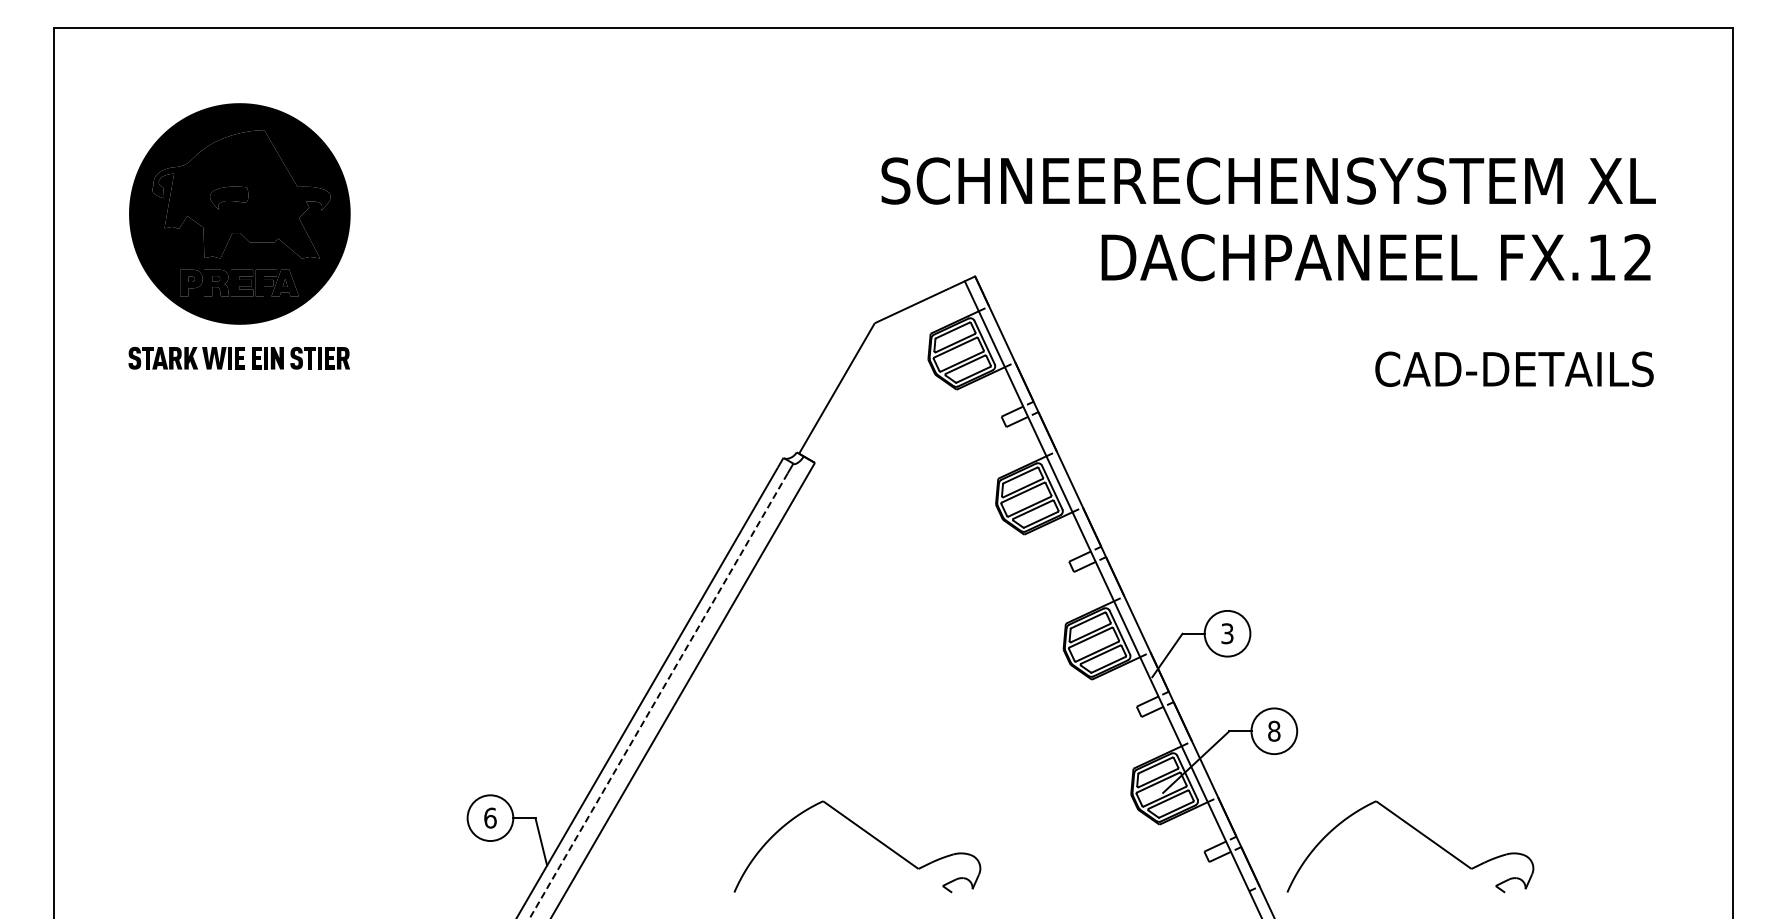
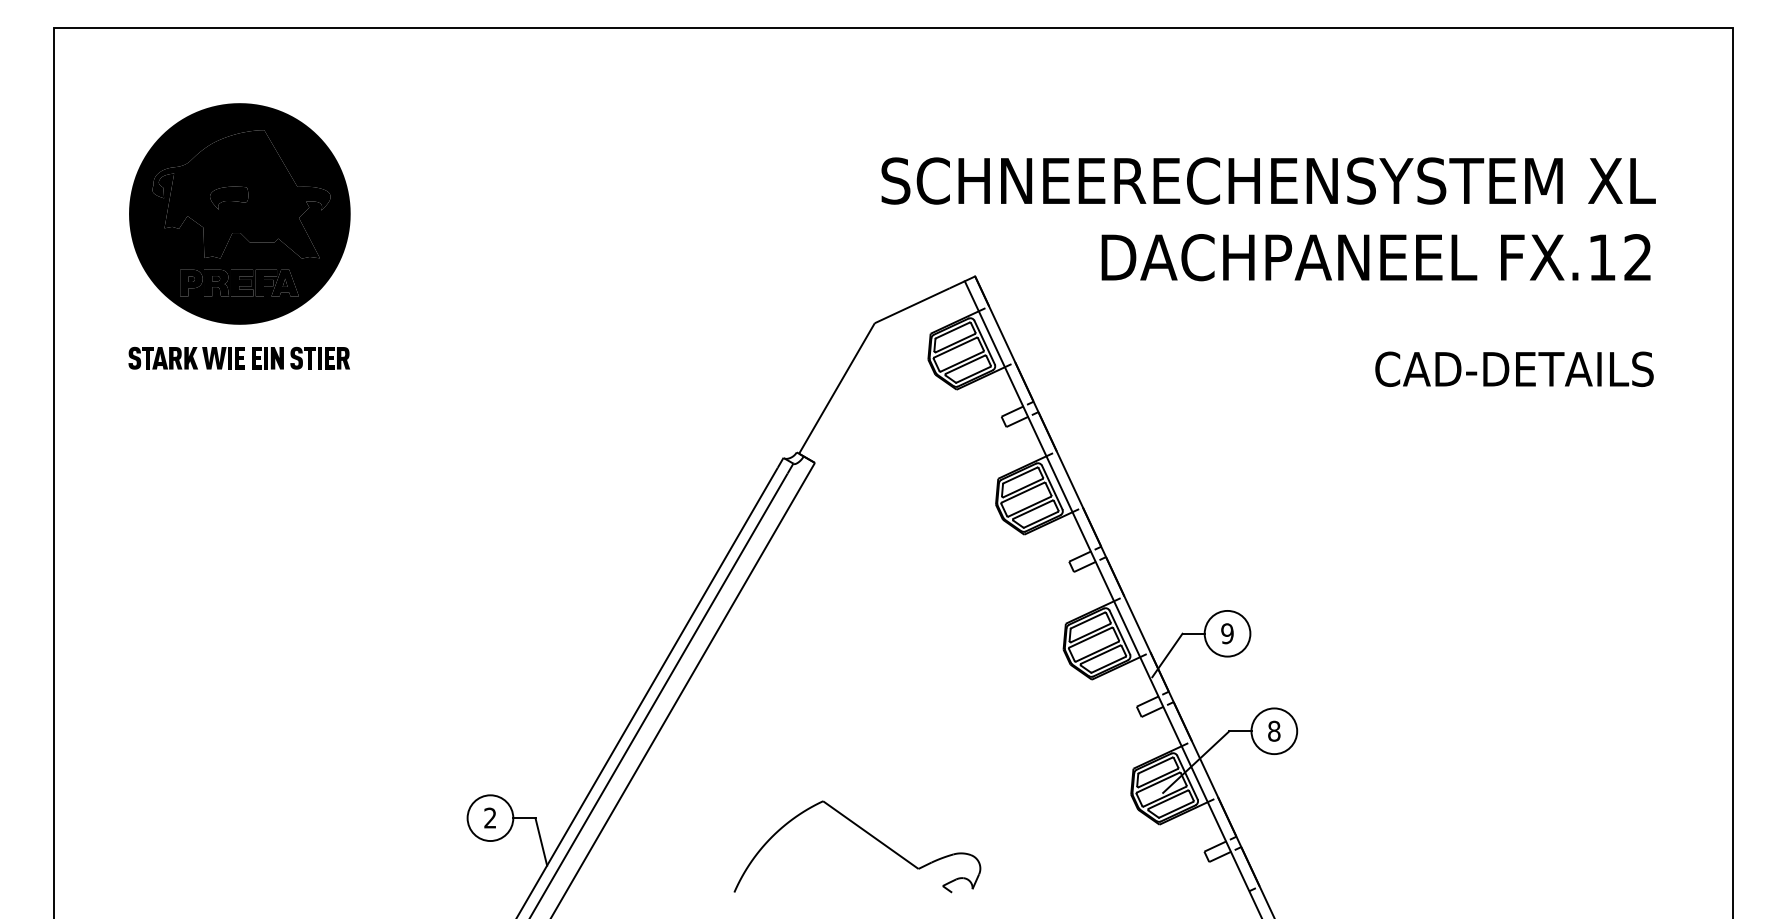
text: 3 -> 9 (1227, 633)
line: dashed -> solid (658, 696)
text: 6 -> 2 (490, 817)
part: present -> none (1419, 833)
